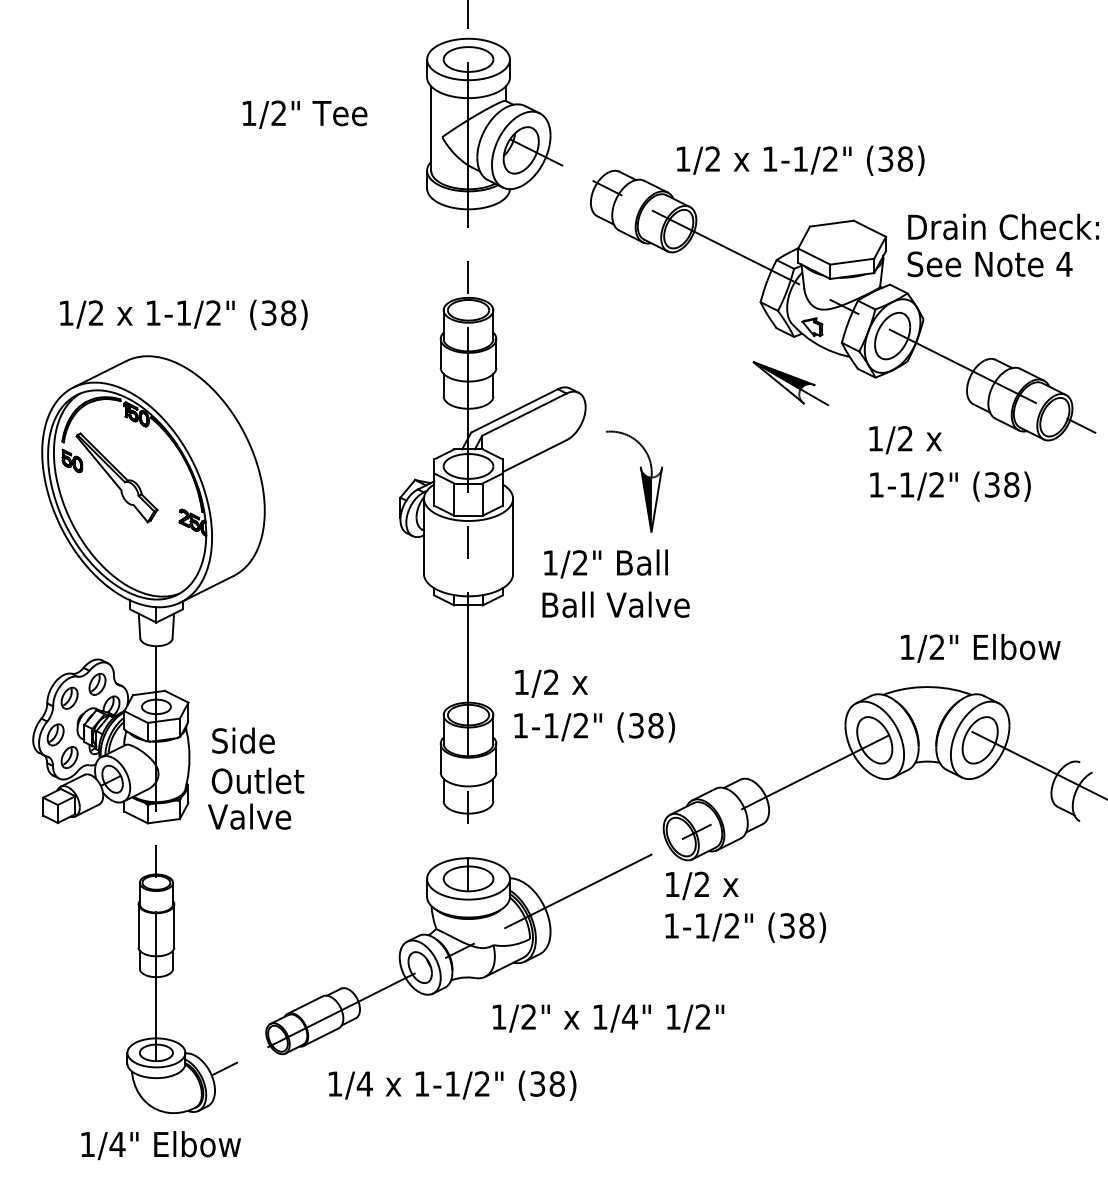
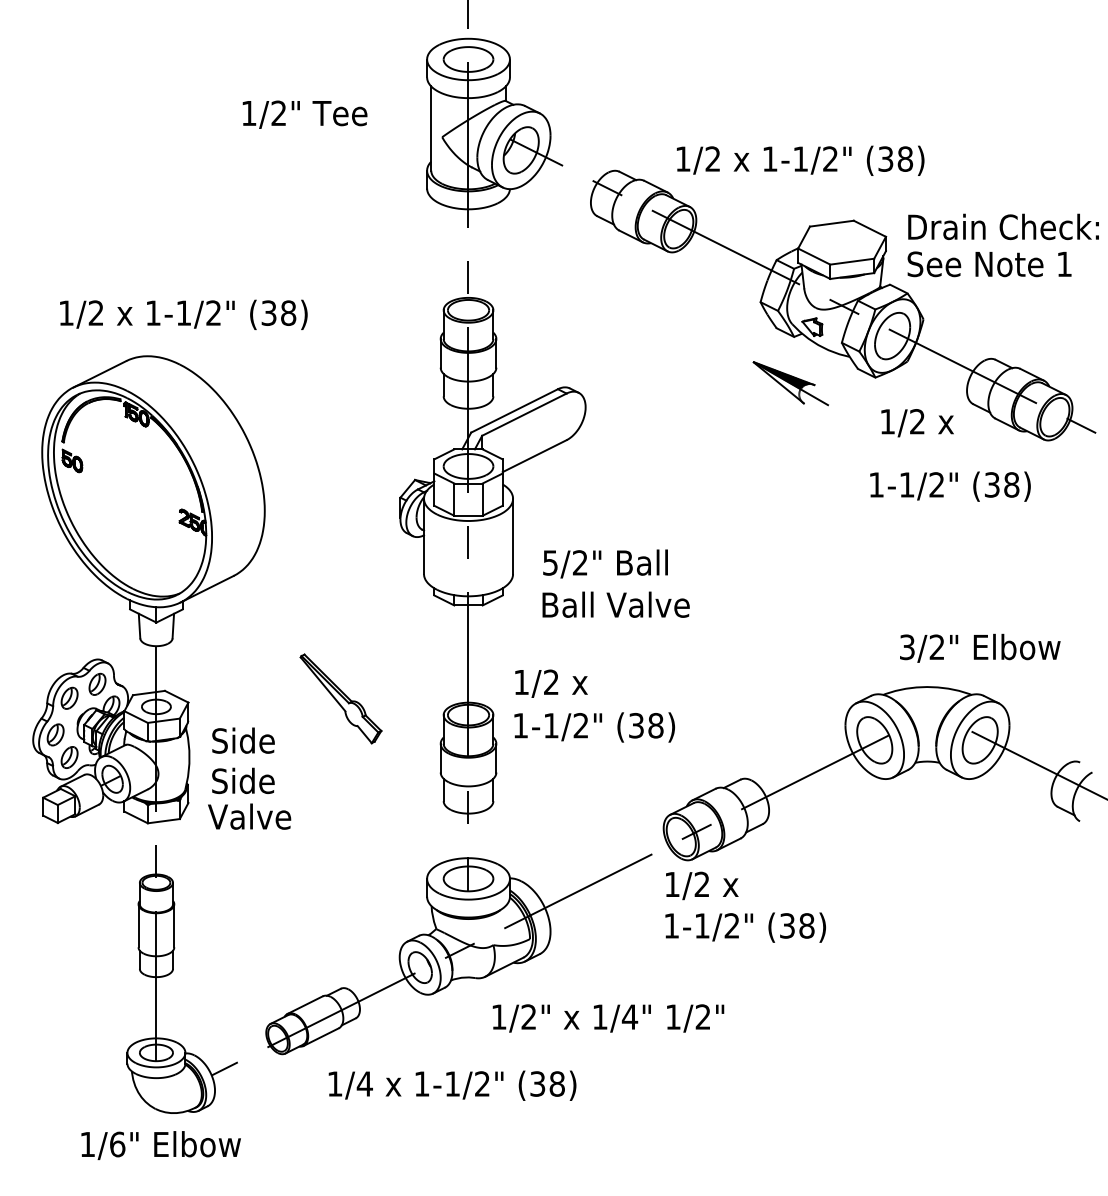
text: 4 -> 1 (1064, 263)
text position: (905, 440) -> (917, 423) (917, 423)
part position: (116, 477) -> (340, 698) (340, 698)
part: present -> none (641, 478)
text: 1/2" -> 5/2" (550, 562)
text: 1/2" -> 3/2" (907, 647)
text: Outlet -> Side (257, 780)
text: 1/4" -> 1/6" (117, 1144)
